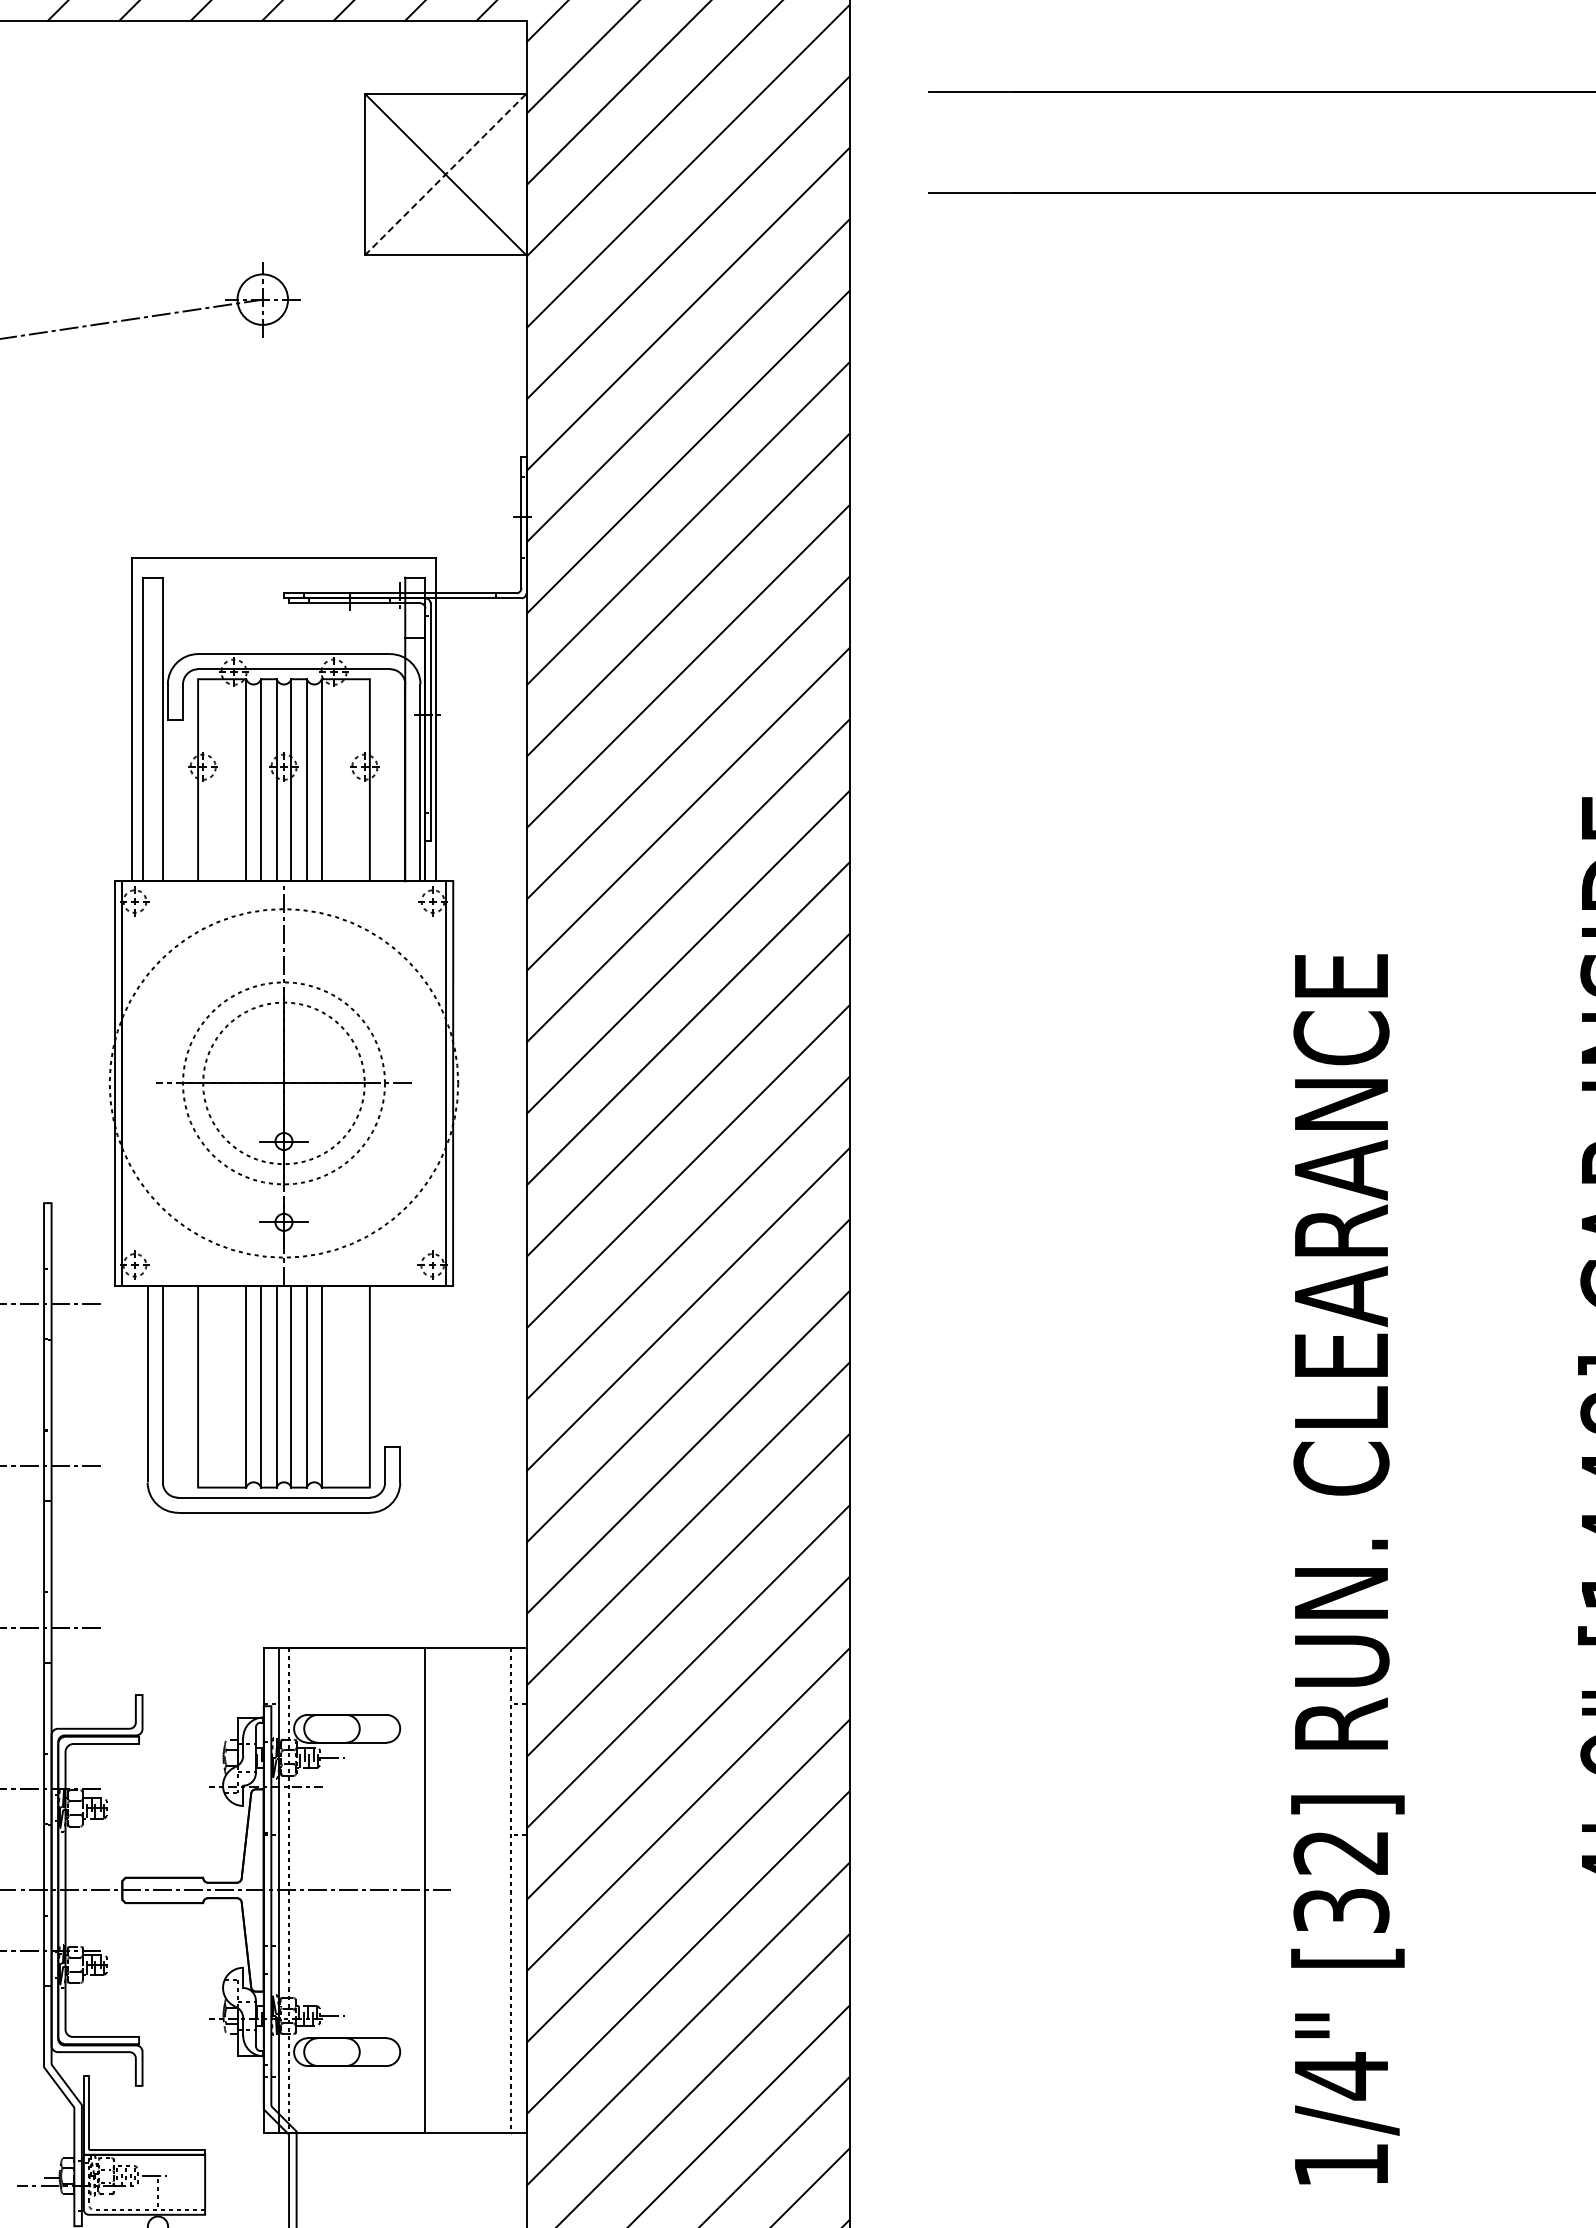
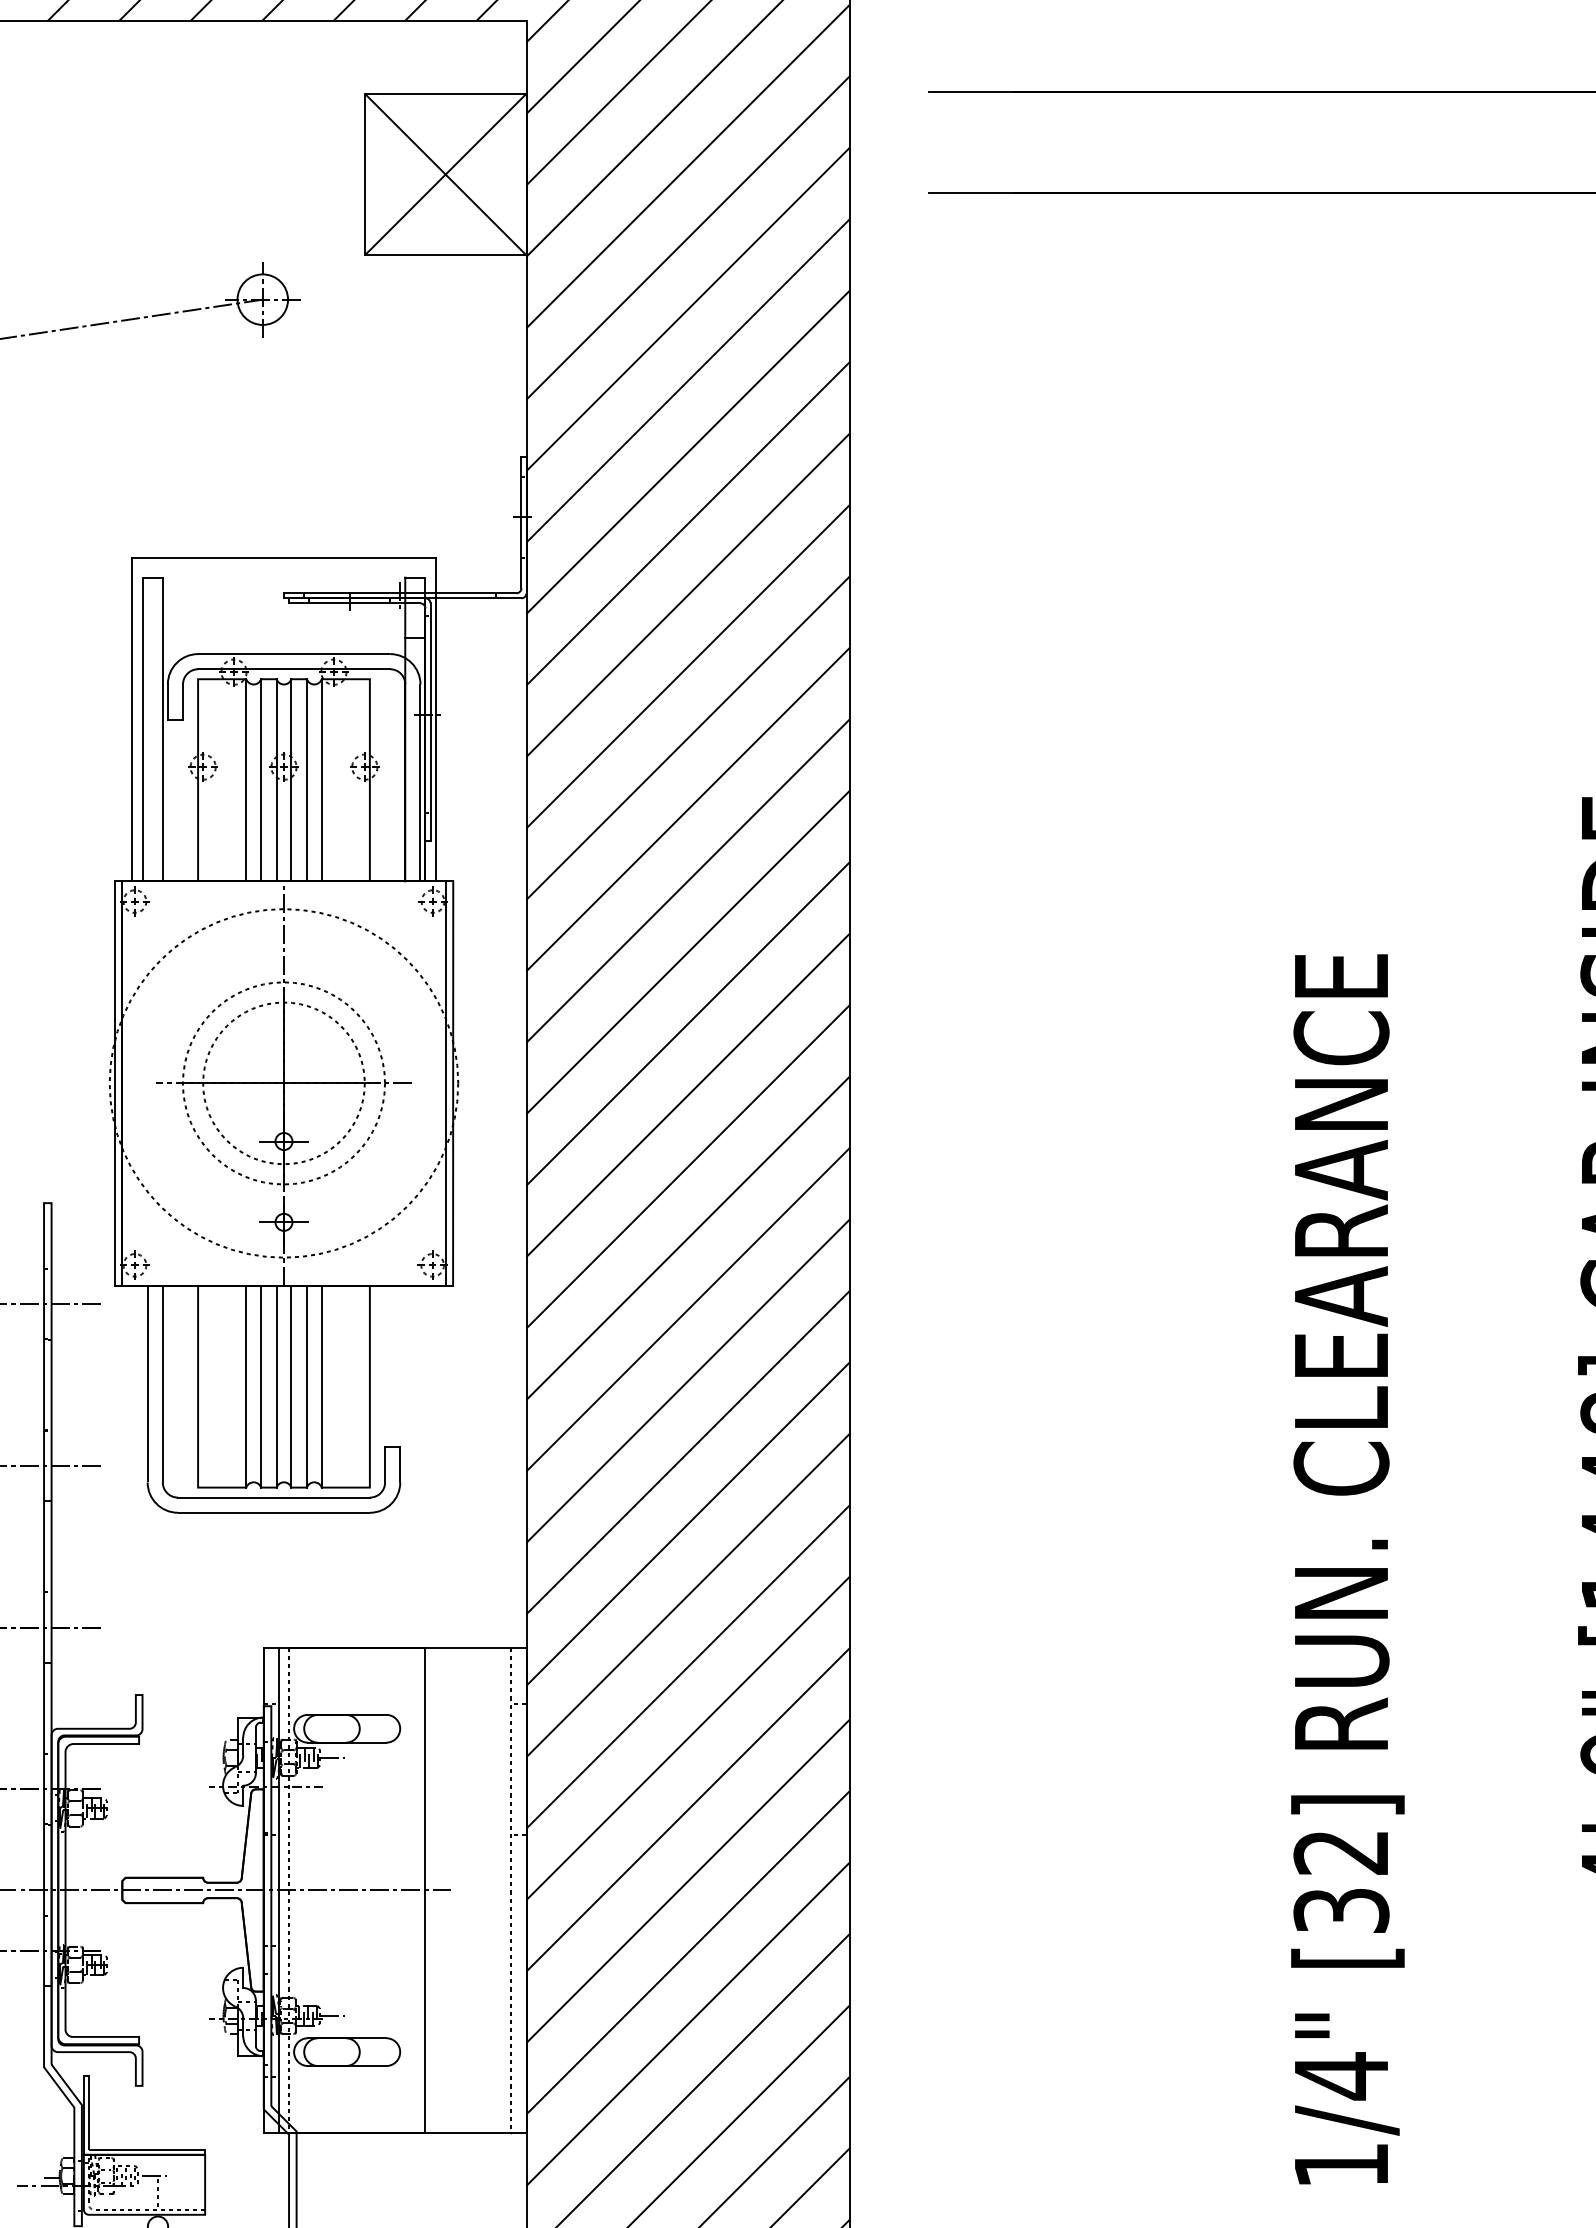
line: dashed -> solid (446, 174)
